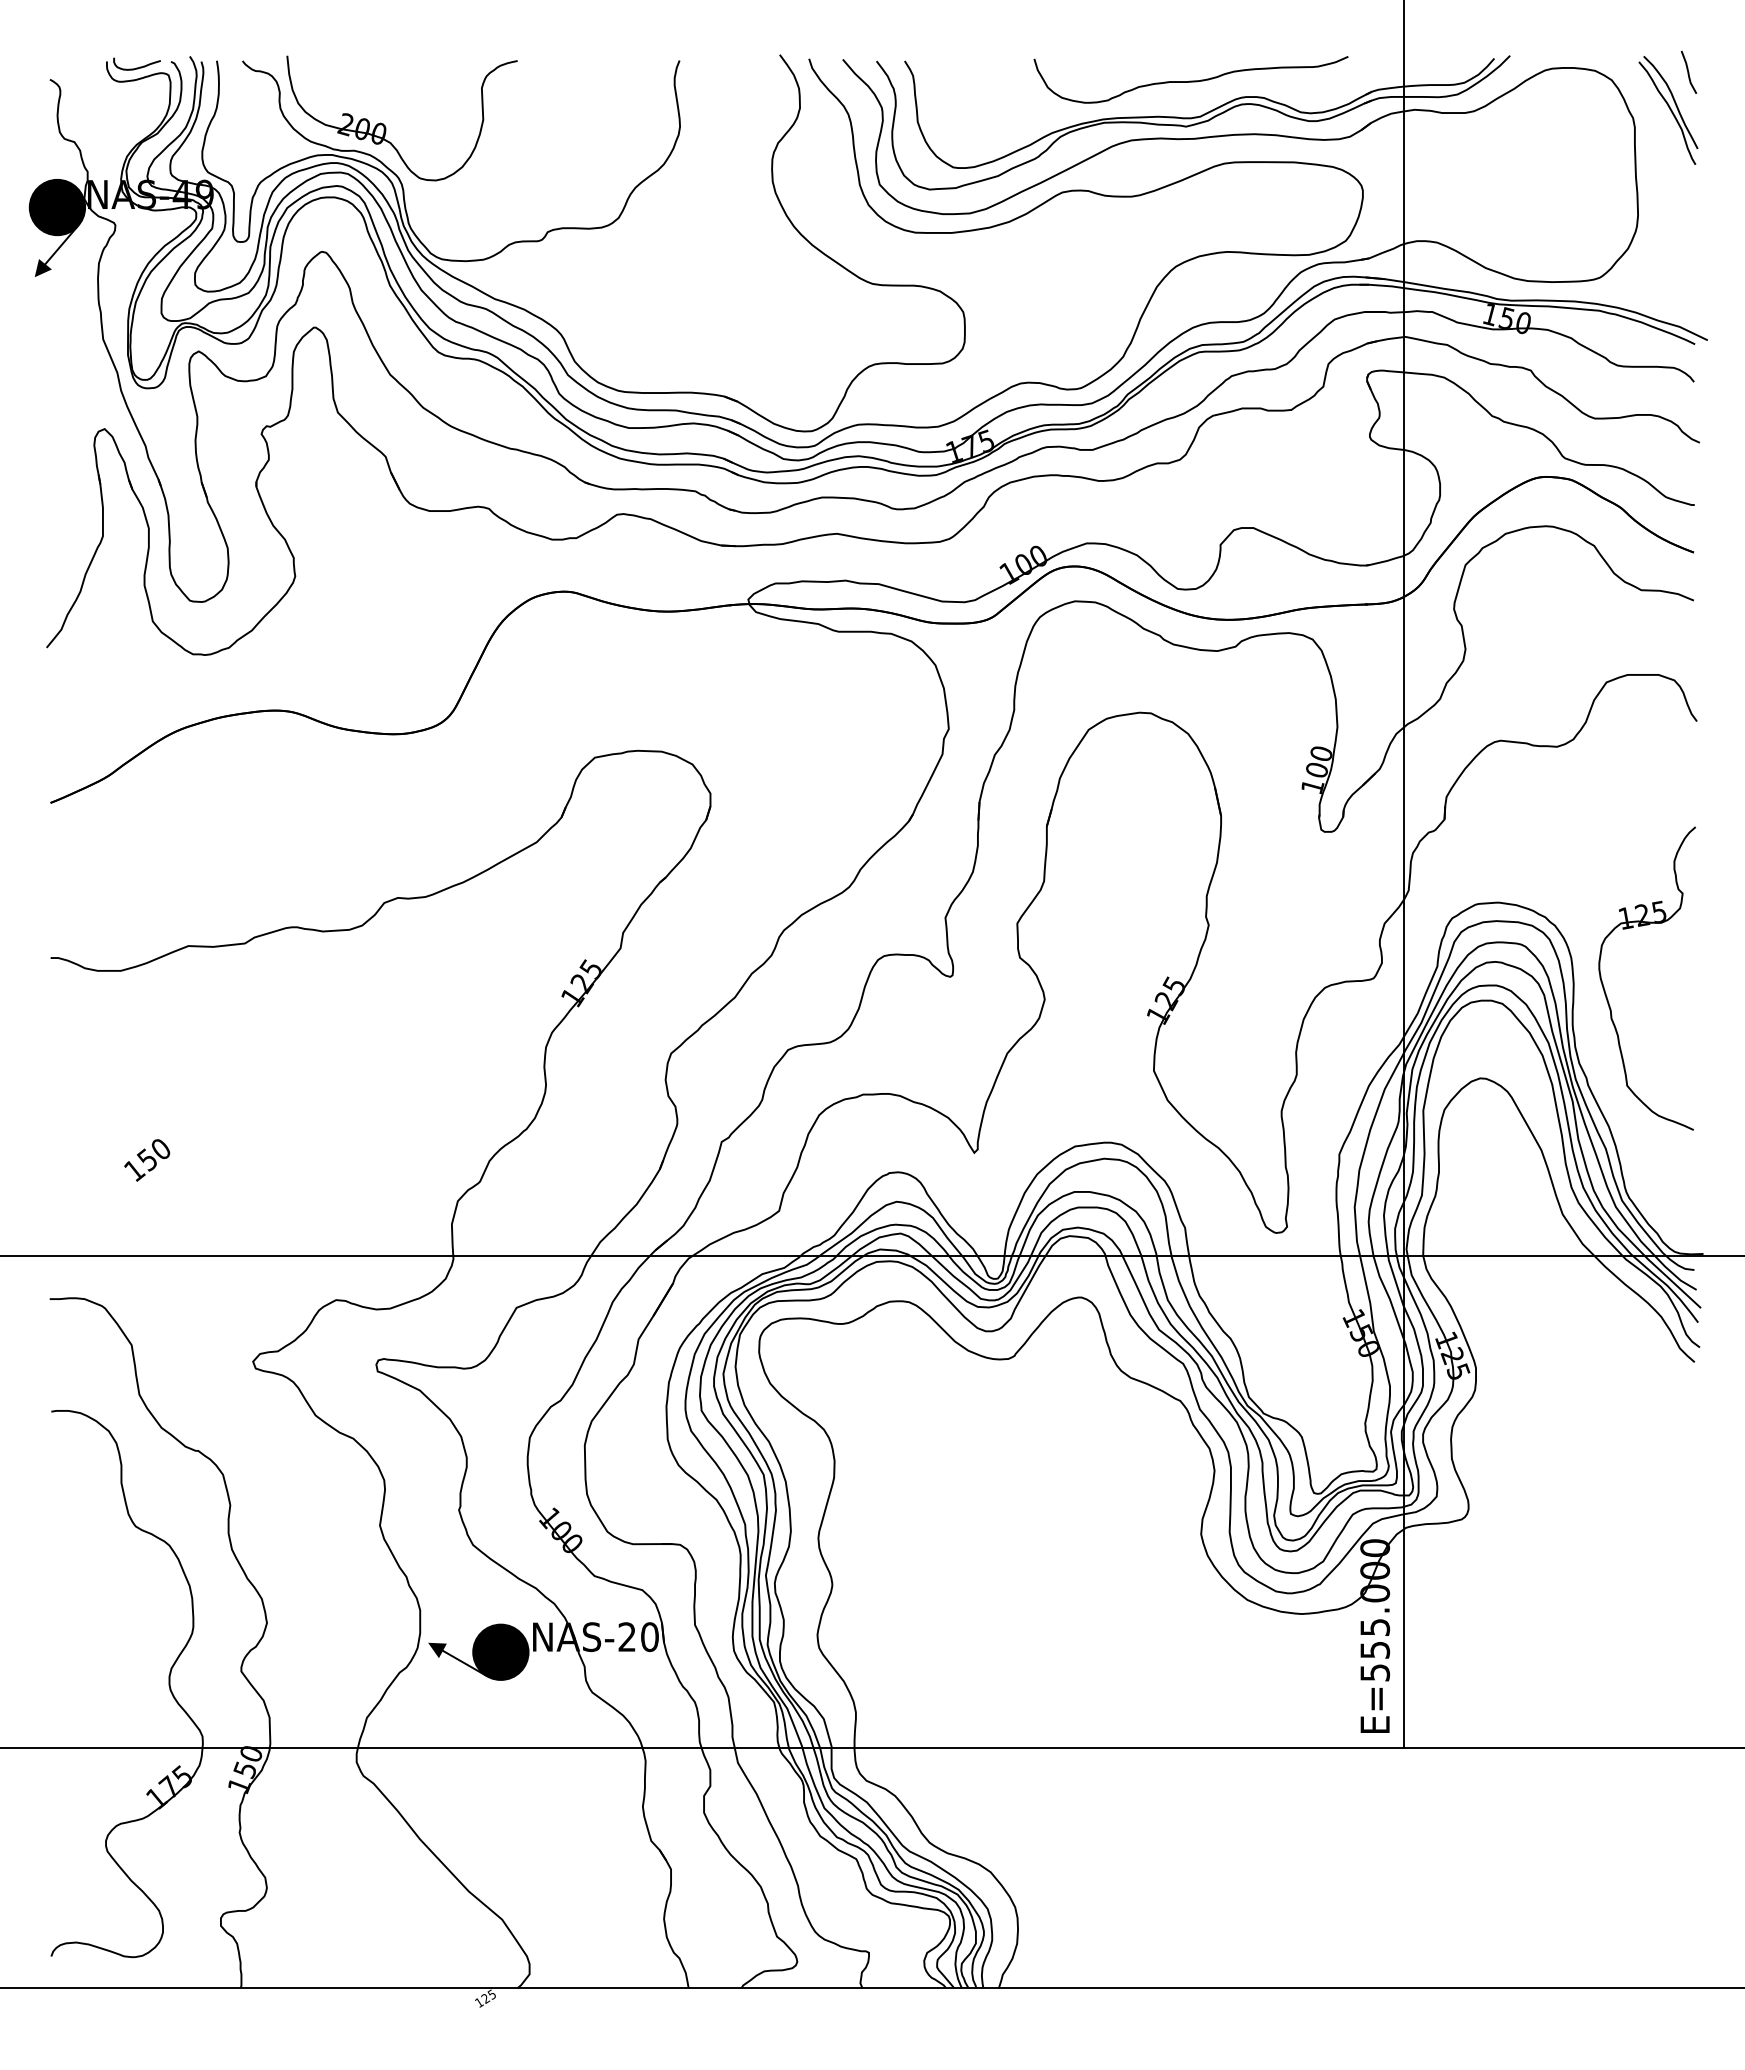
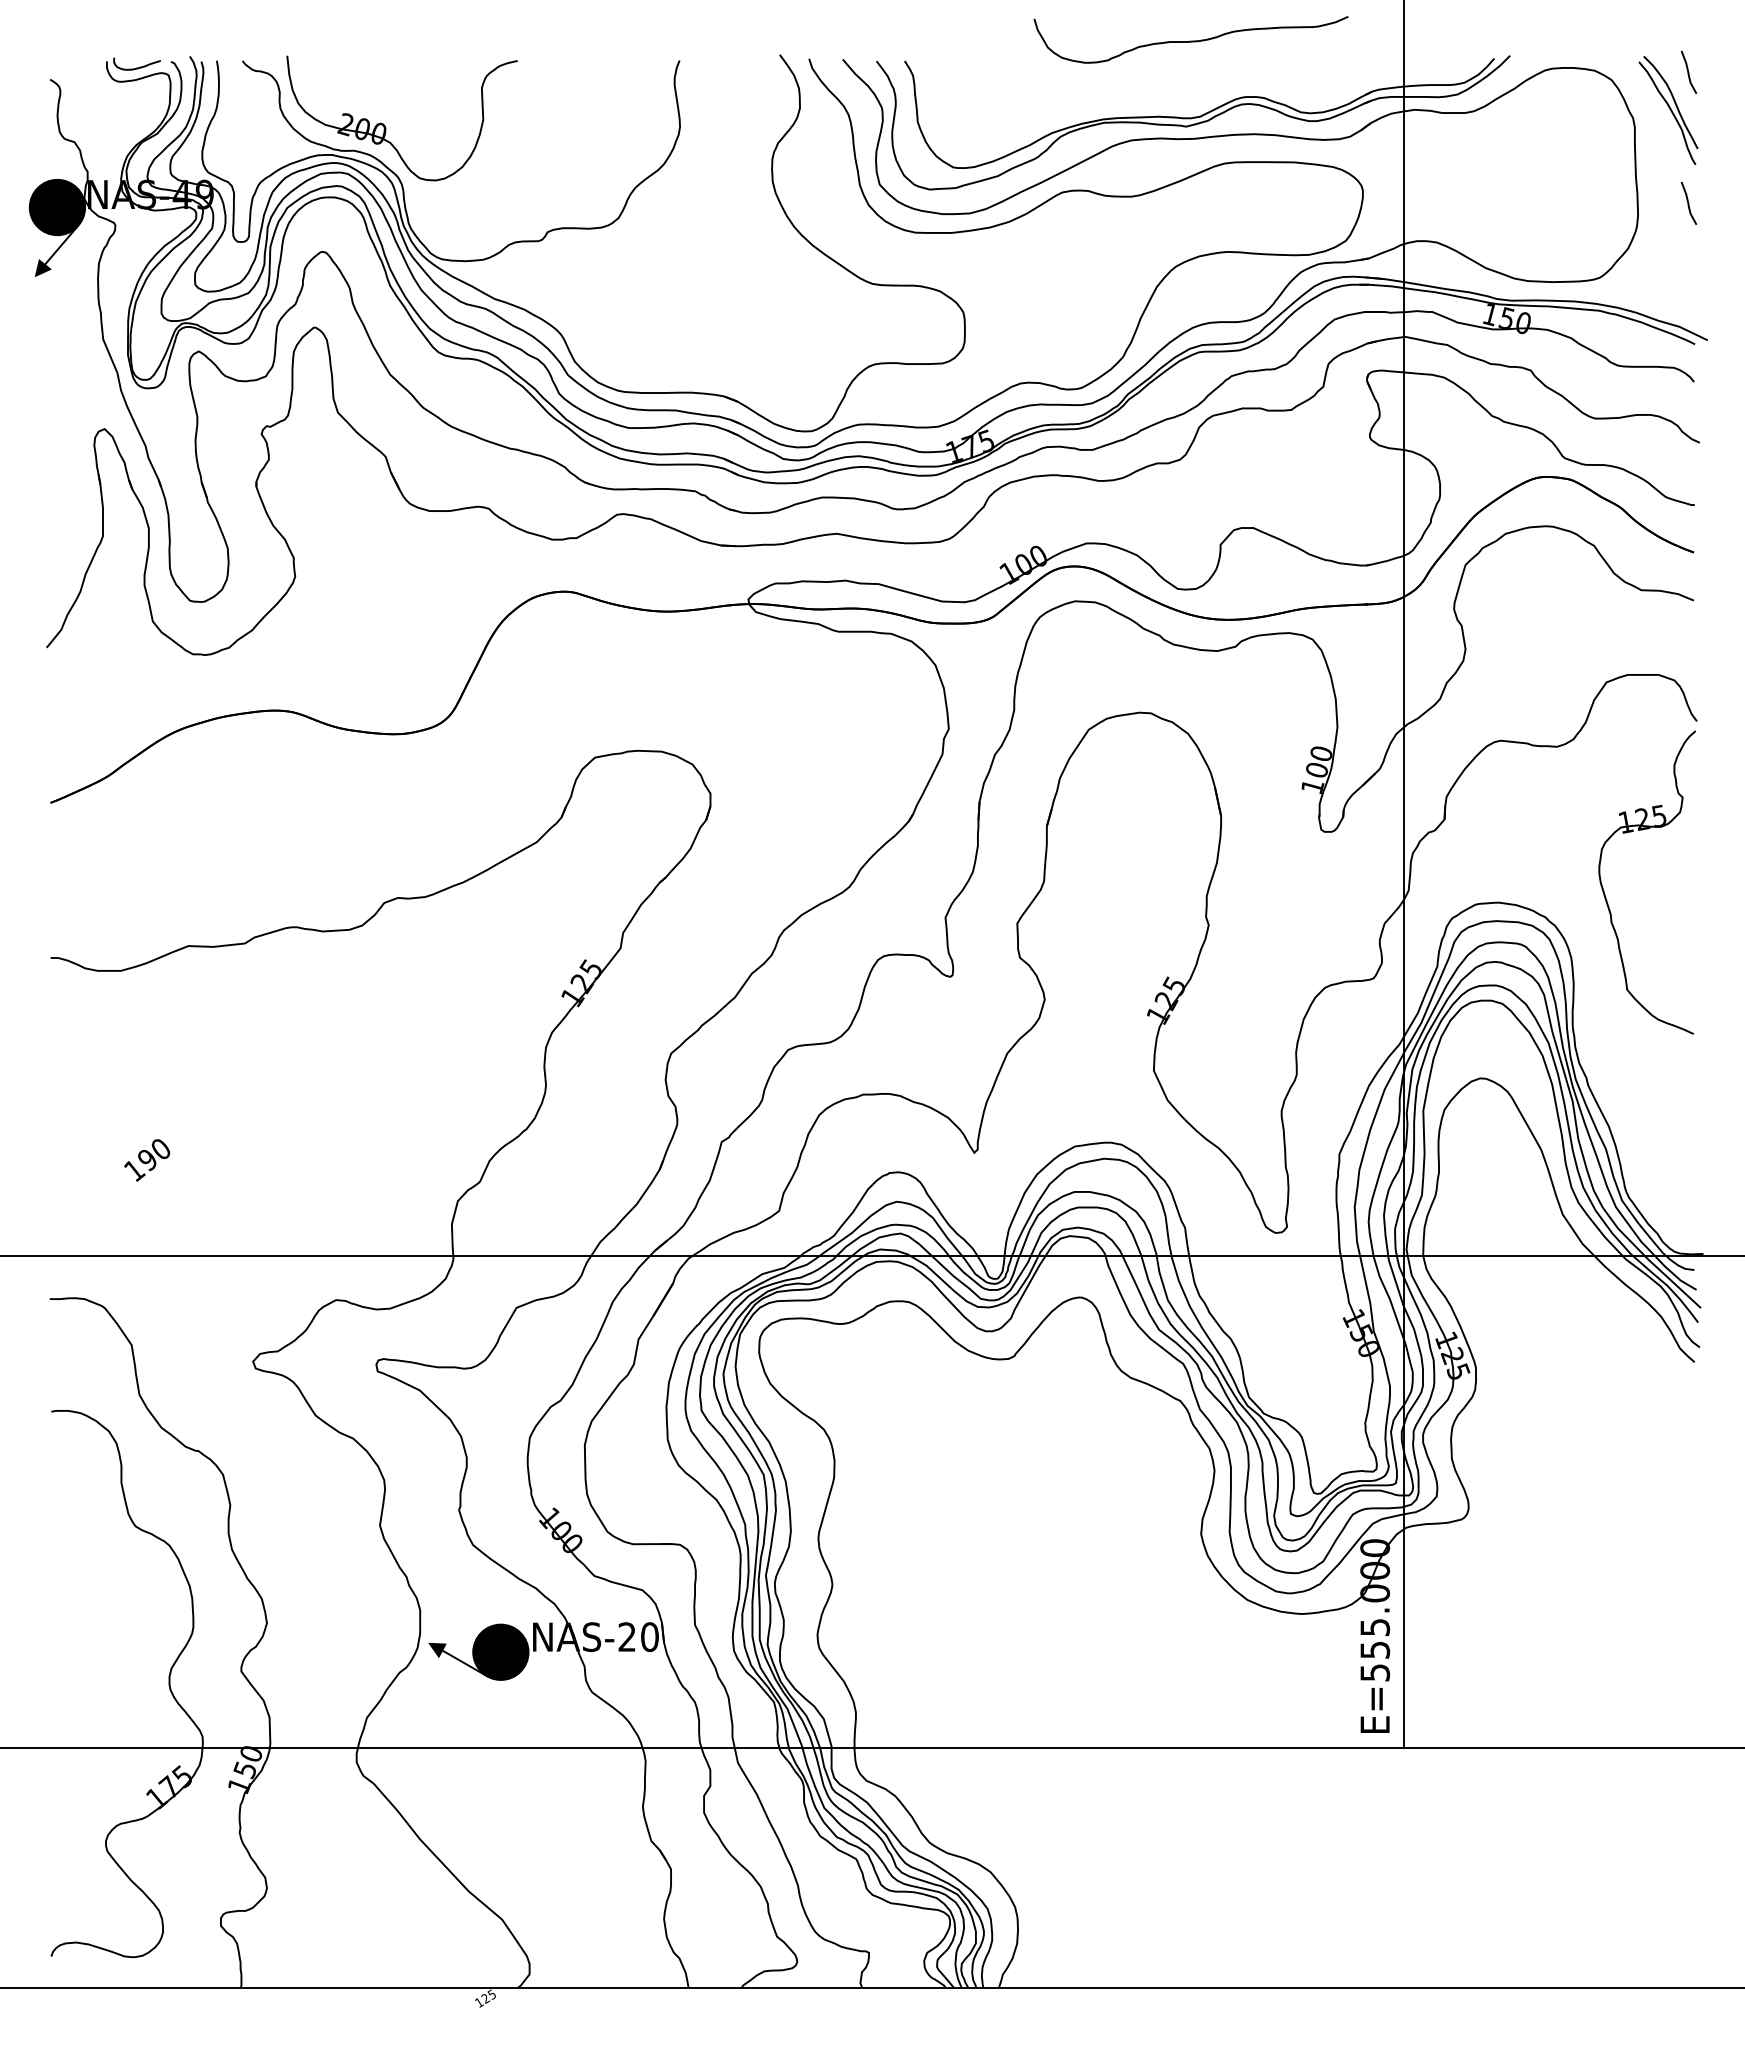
curve position: (1190, 80) -> (1190, 40) (1190, 40)
curve: none -> present (1688, 202)
part position: (1606, 993) -> (1606, 897) (1606, 897)
text: 150 -> 190 (146, 1159)
